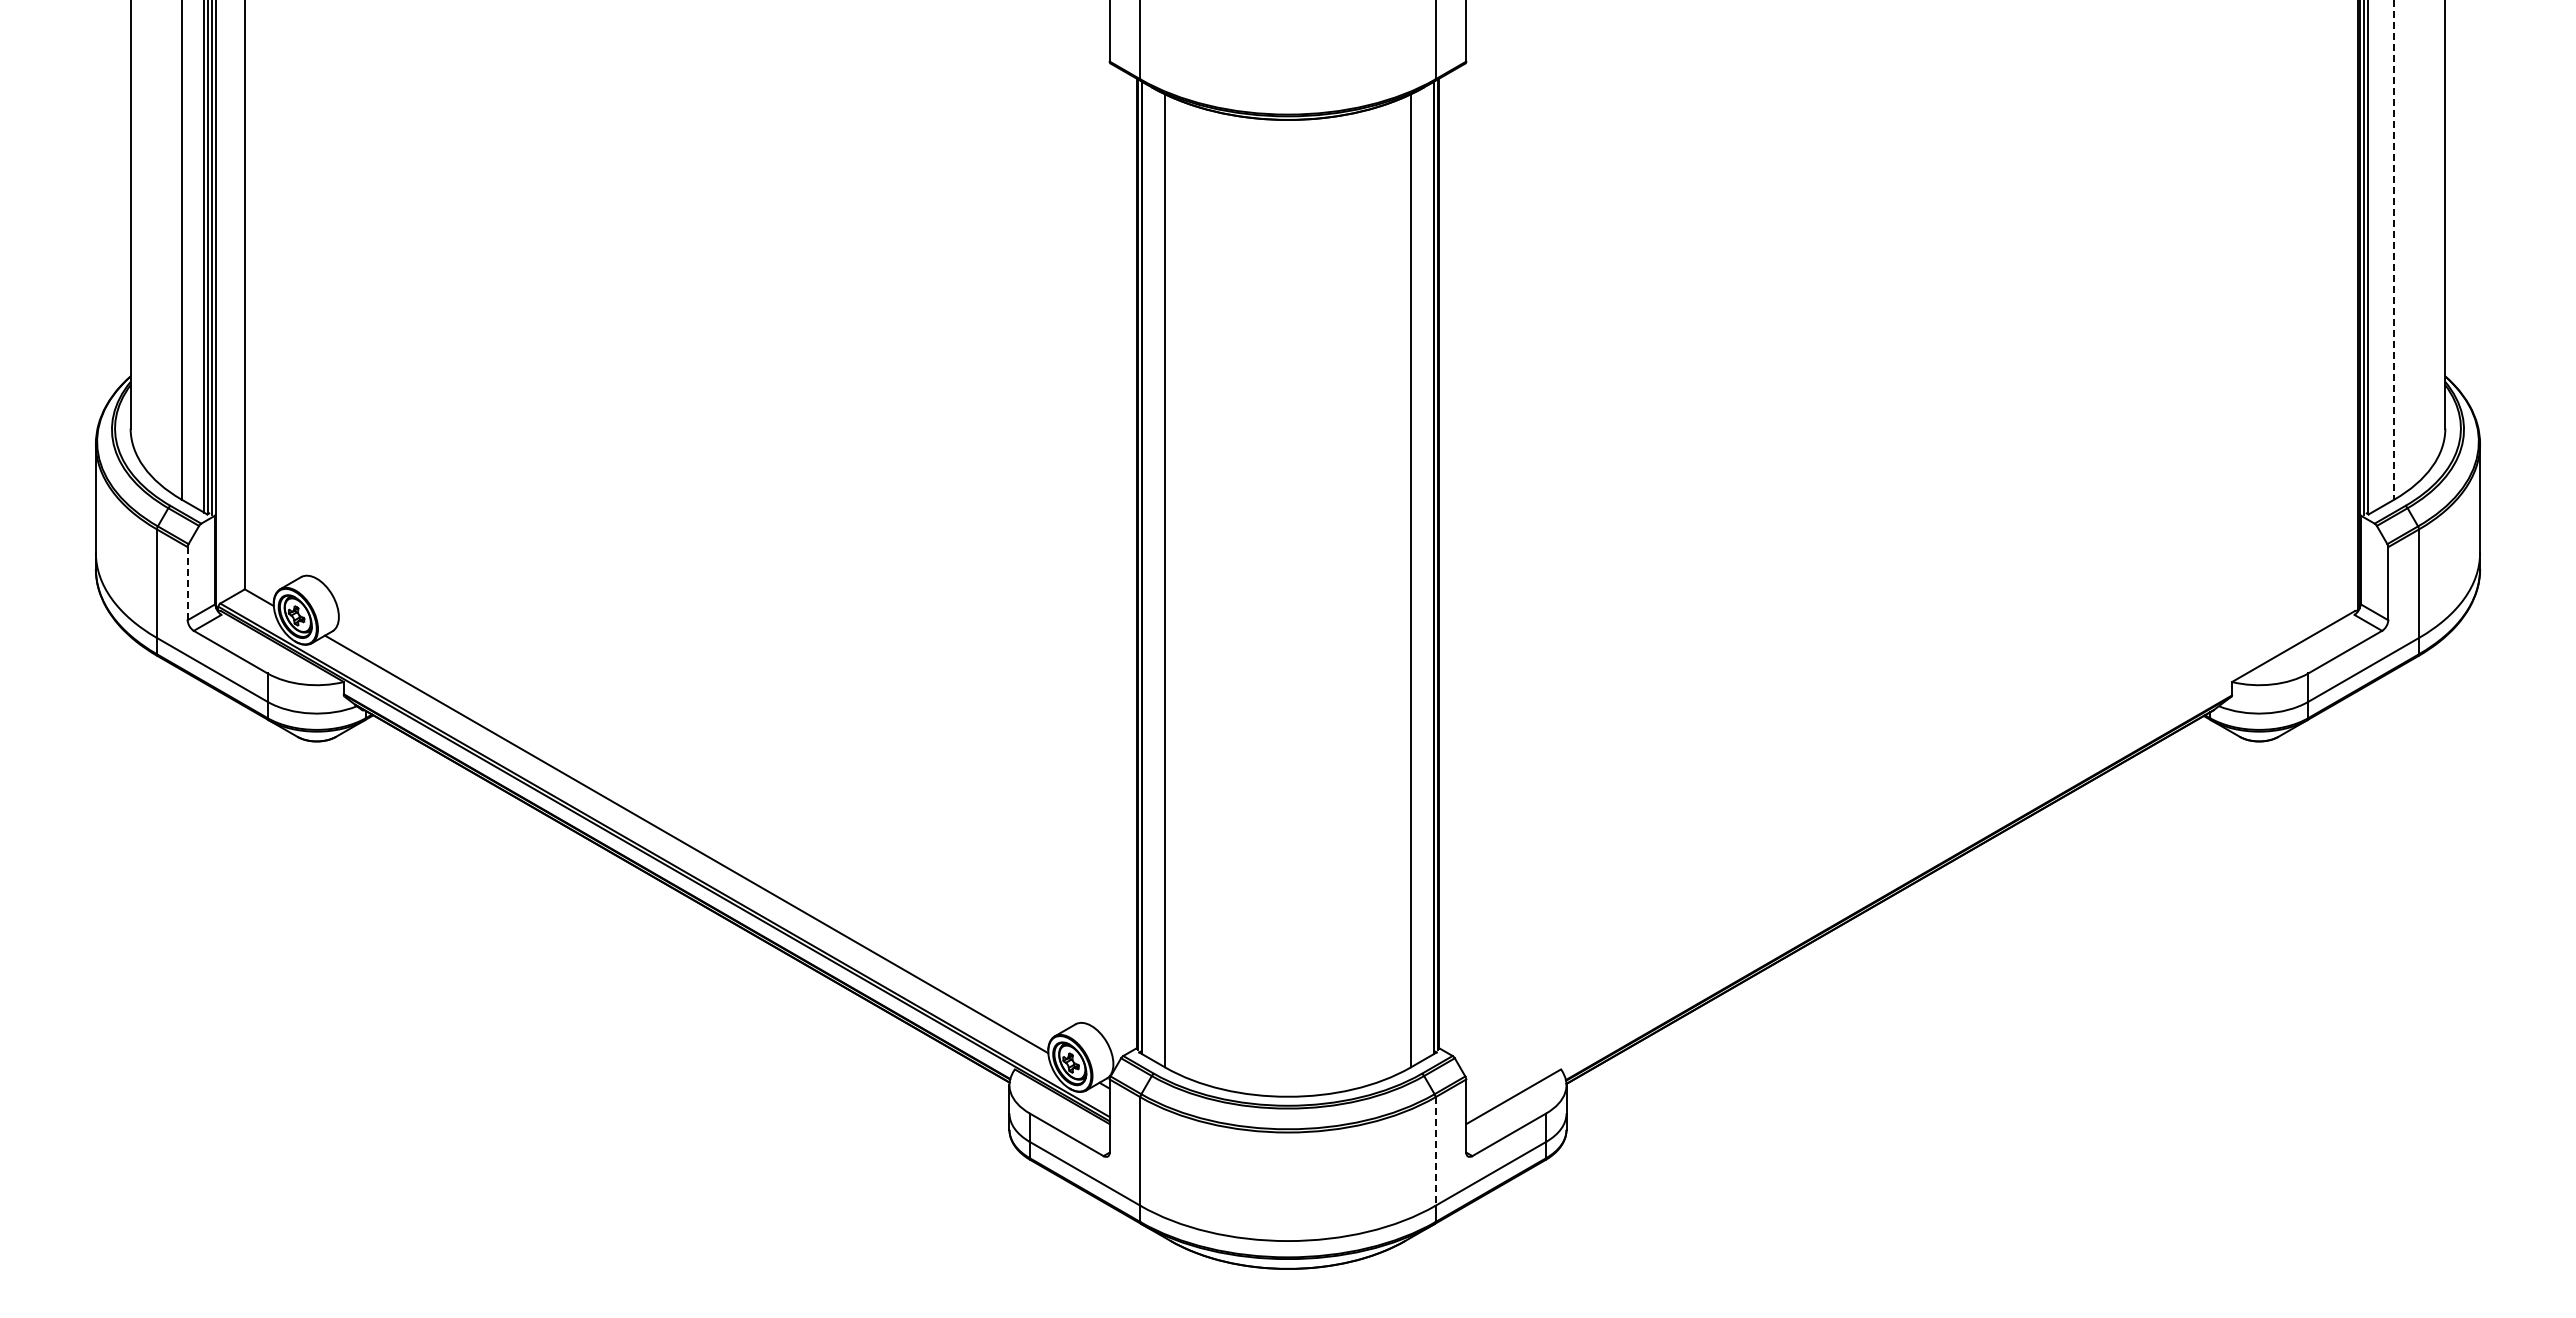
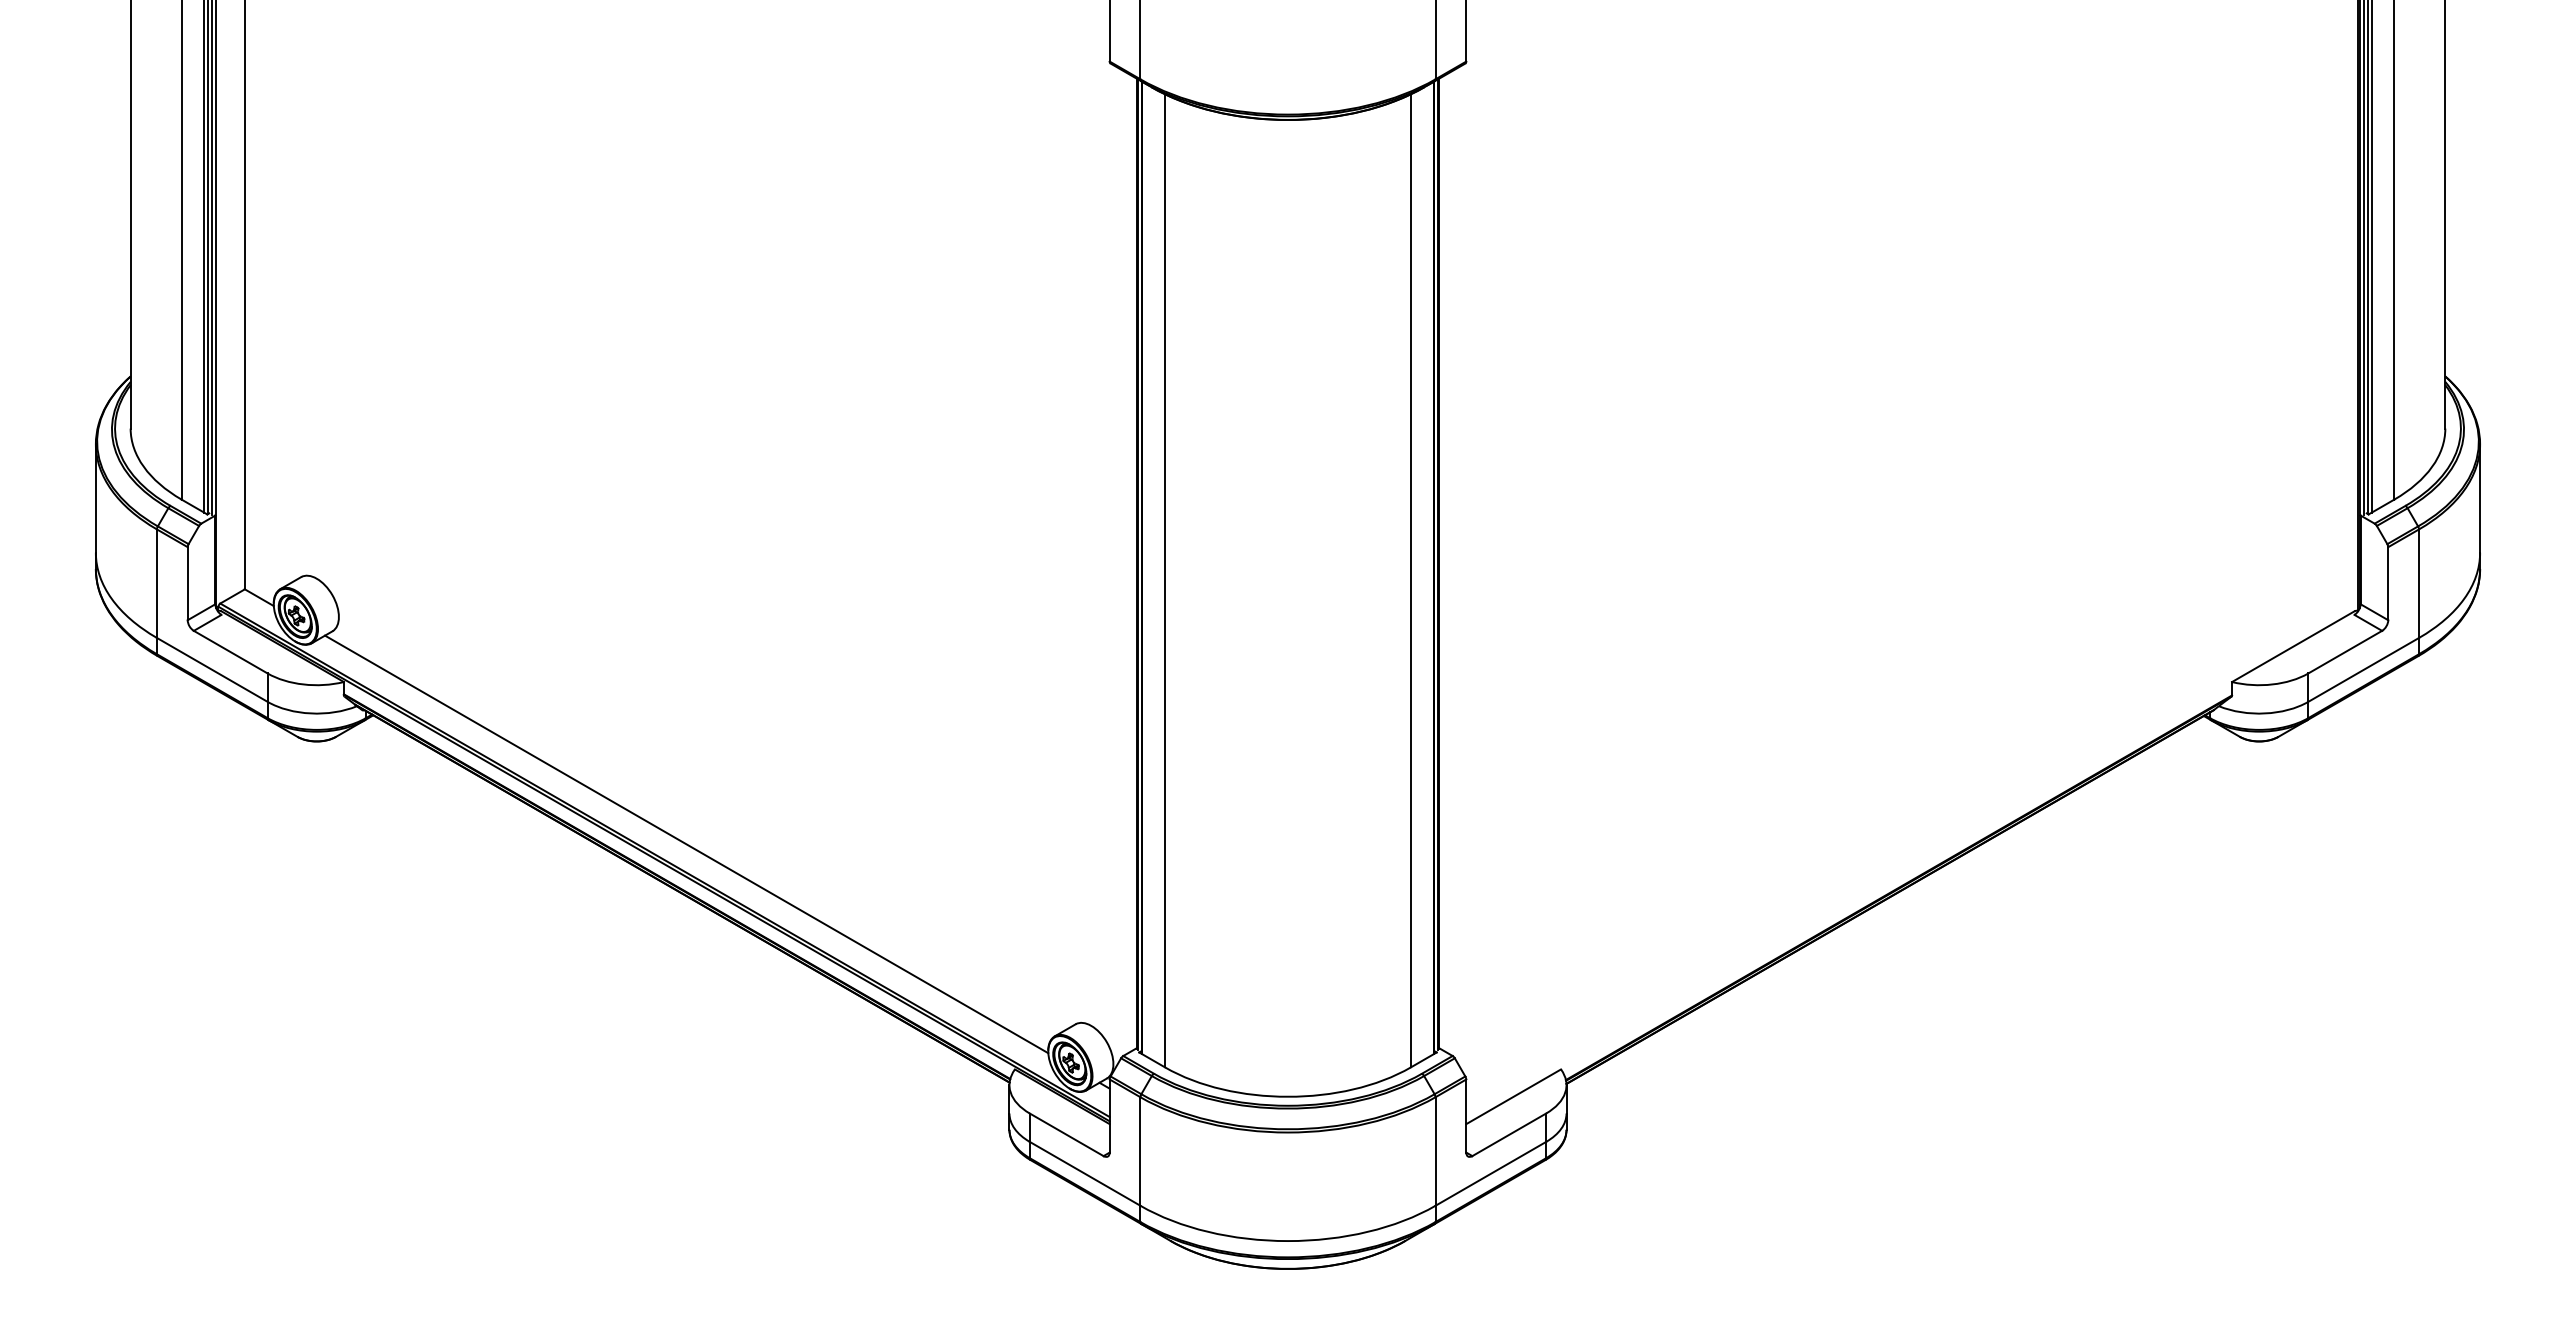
line: dashed -> solid (2394, 250)
line: none -> present (2371, 257)
line: dashed -> solid (187, 583)
line: dashed -> solid (1435, 1152)
